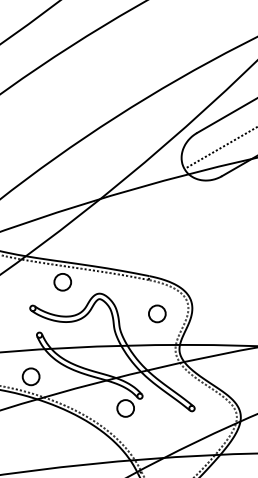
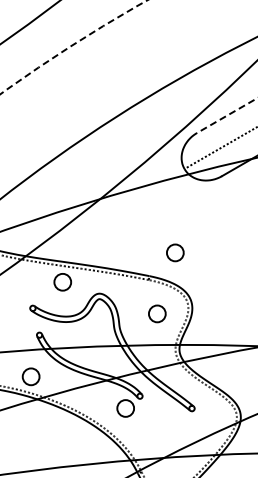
circle: solid -> dashed (73, 47)
line: solid -> dashed (227, 115)
circle: none -> present (175, 252)
